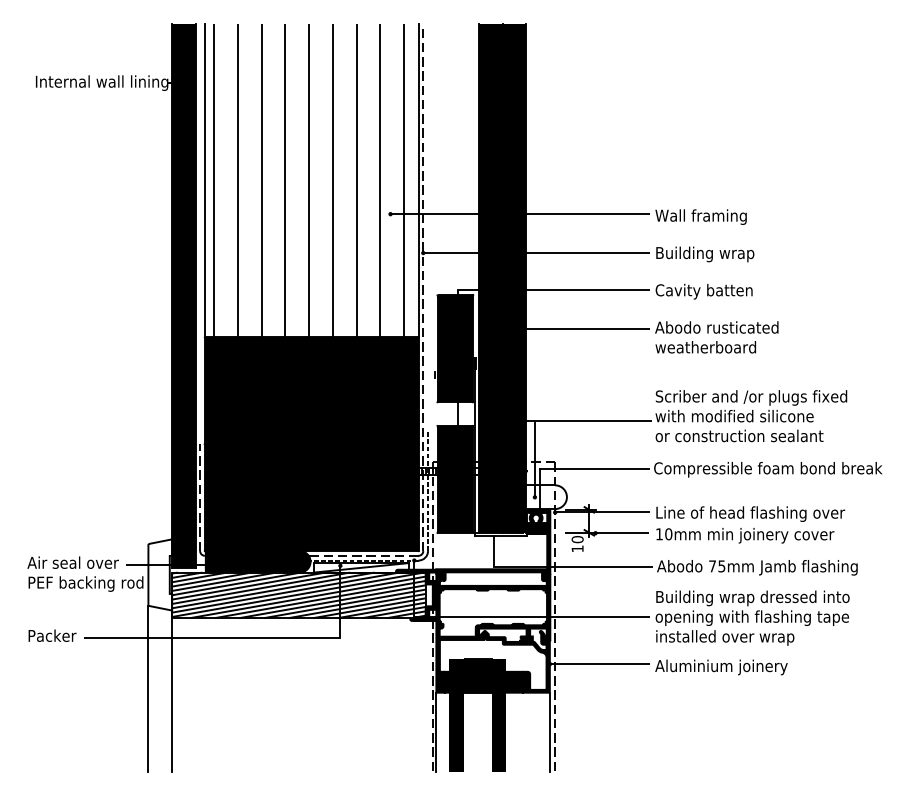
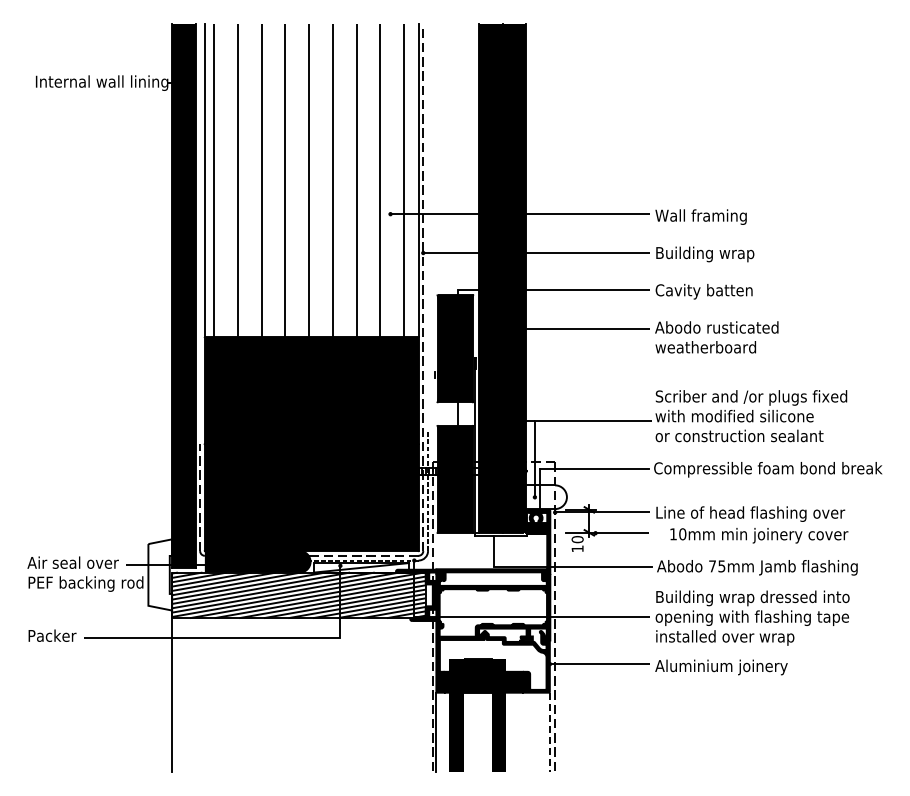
text position: (745, 535) -> (759, 535) (759, 535)
line: present -> none (148, 688)
line: solid -> dashed (549, 732)
